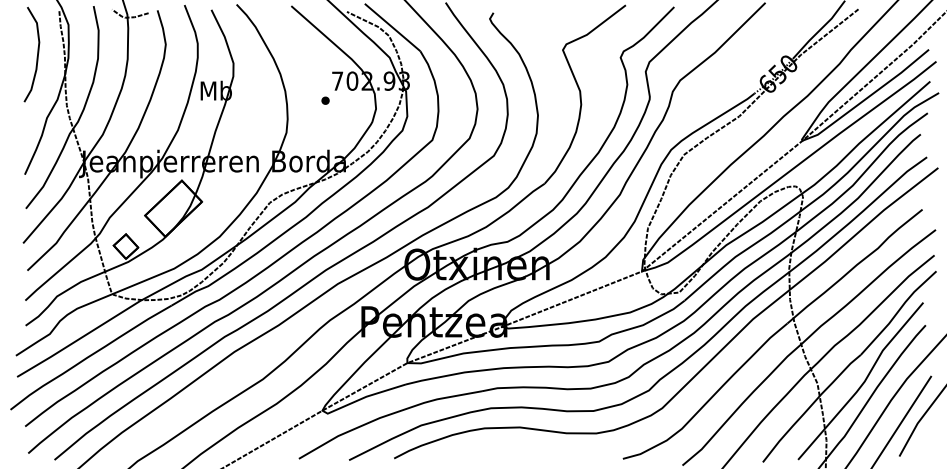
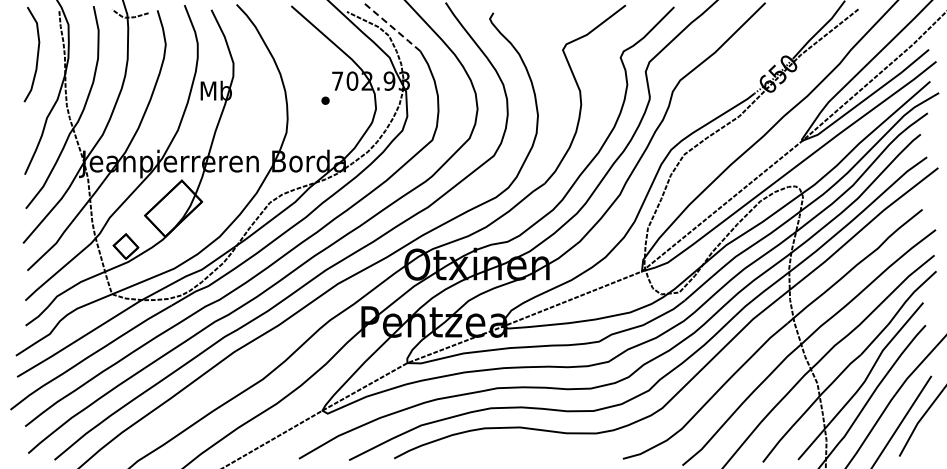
line: solid -> dashed (392, 27)
